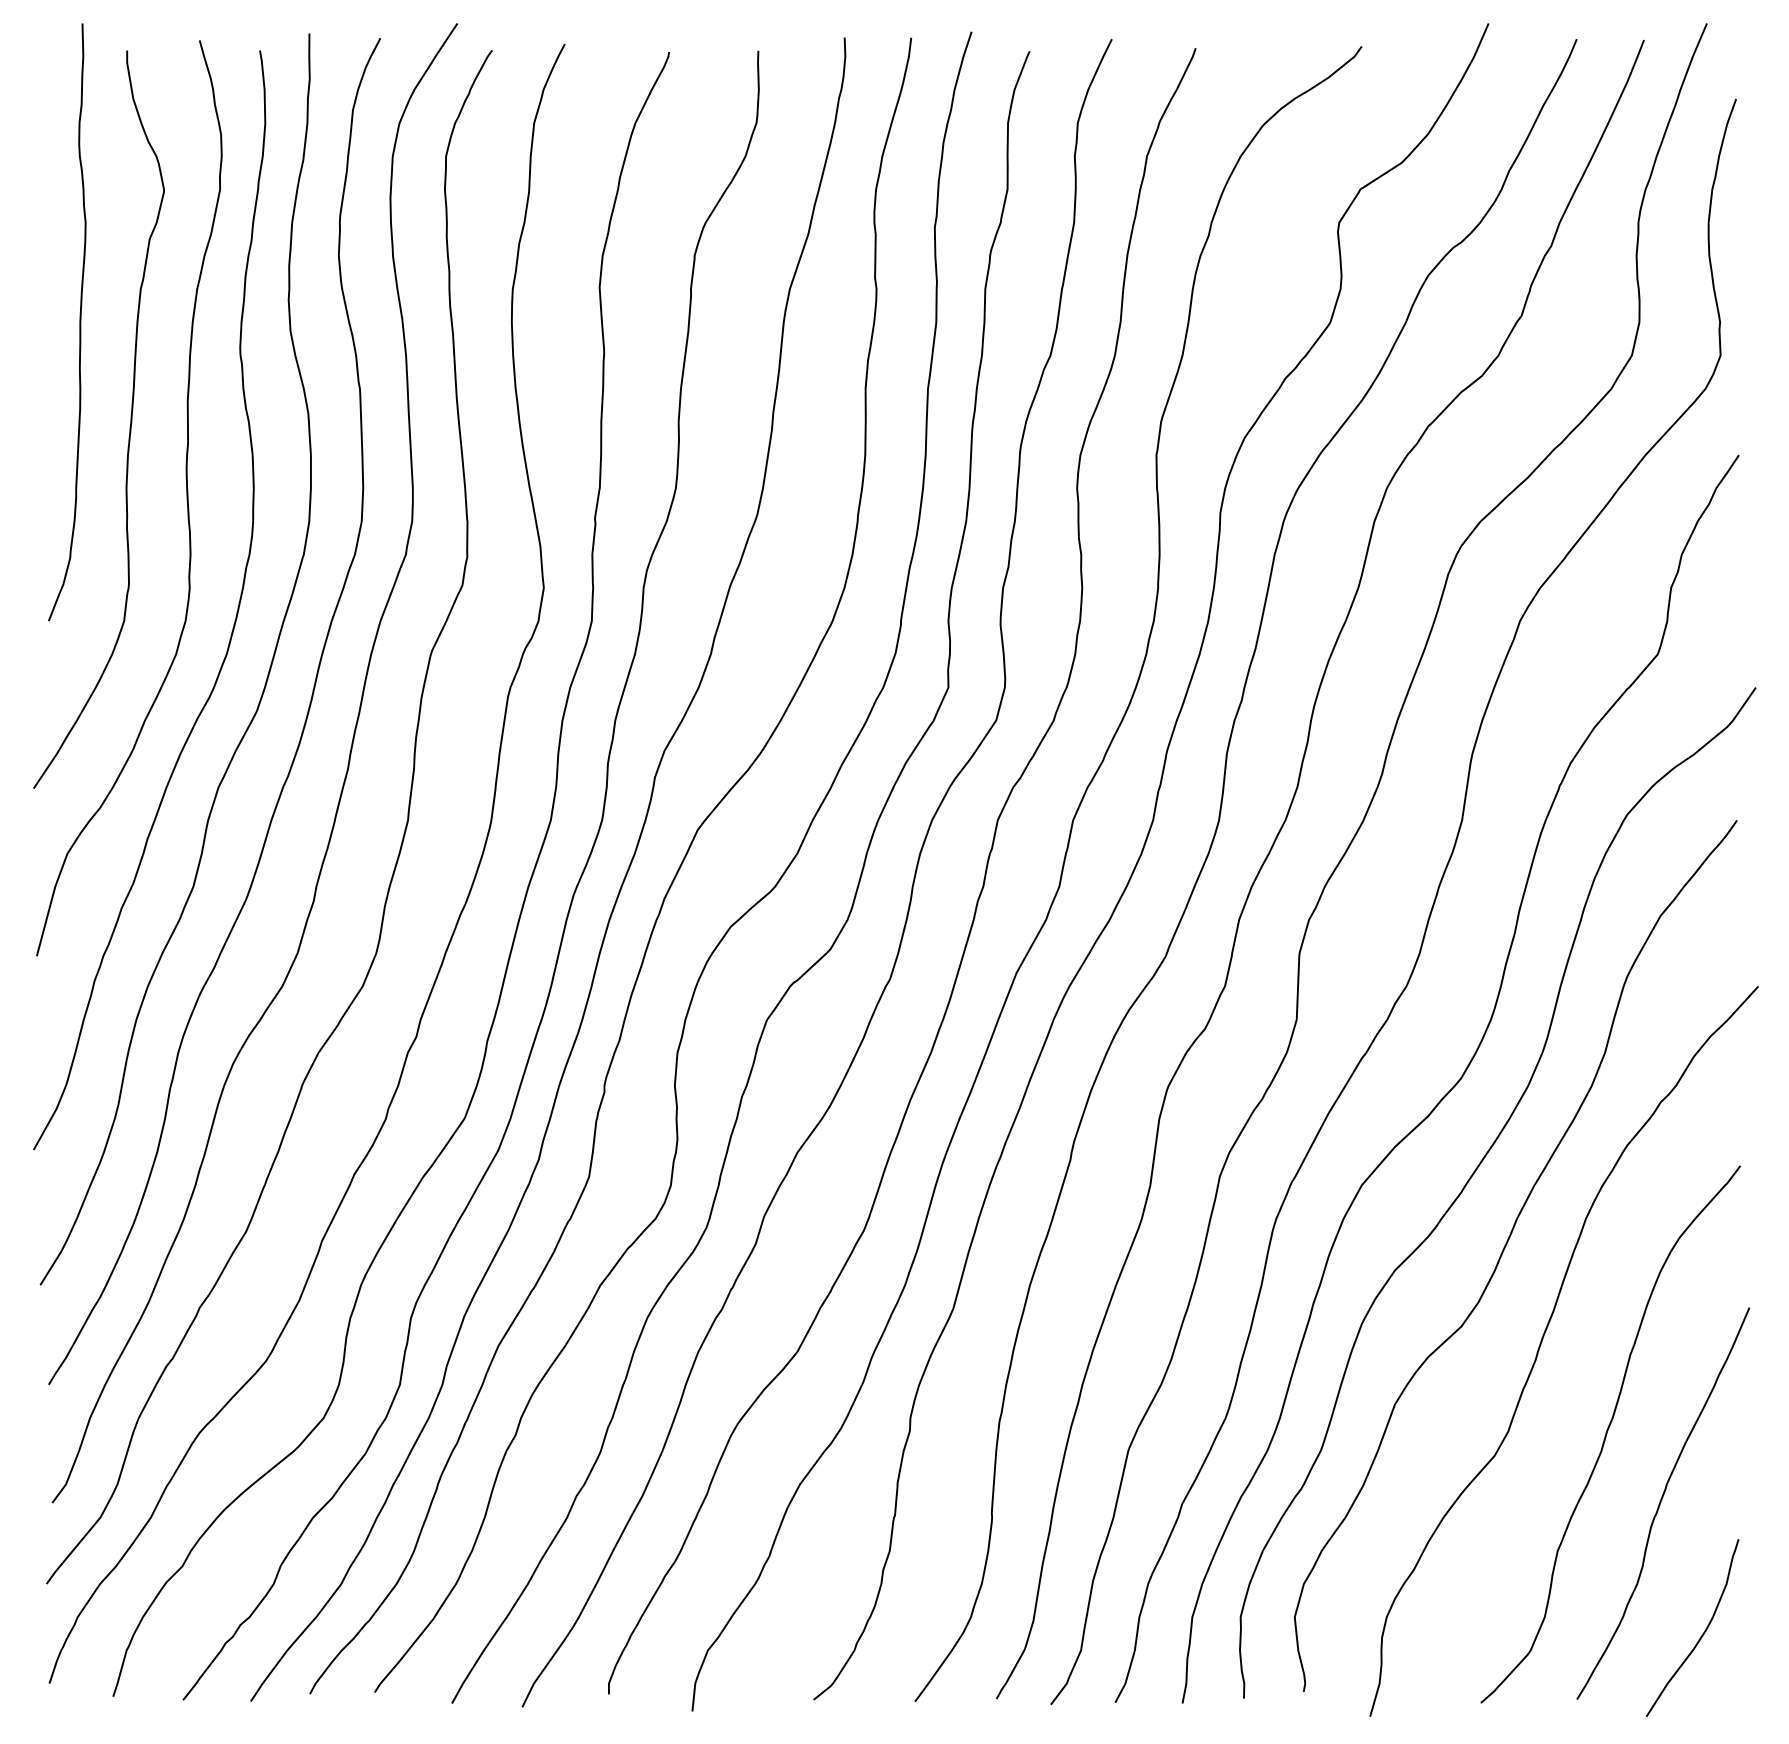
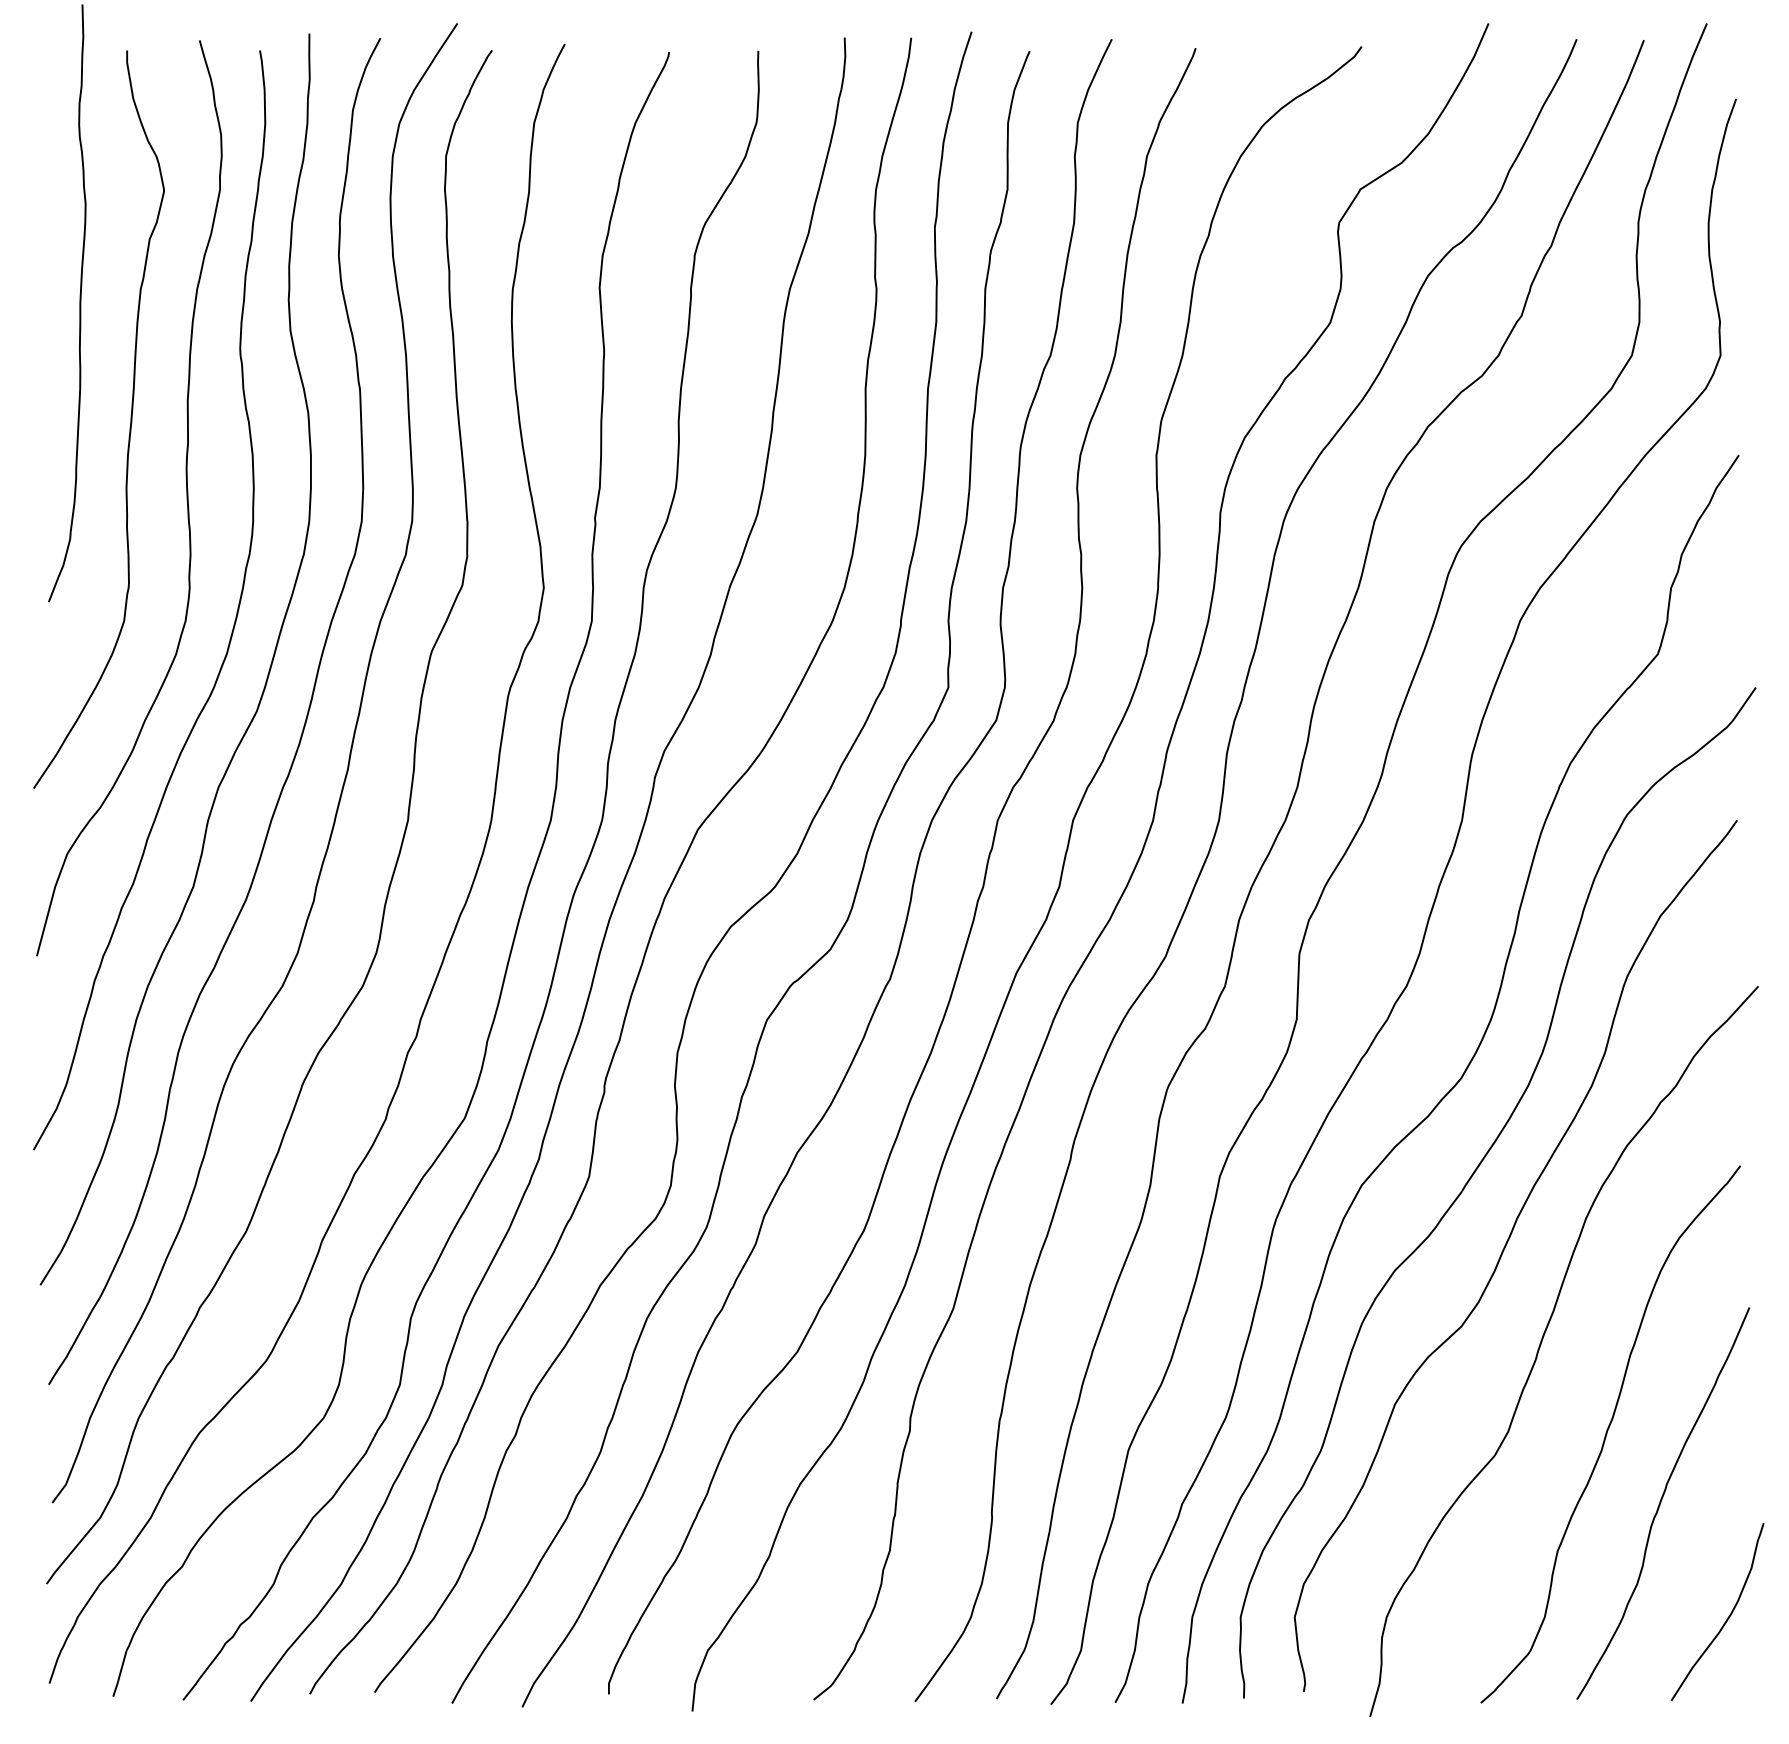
curve position: (79, 322) -> (79, 303) (79, 303)
curve position: (1702, 1633) -> (1727, 1617) (1727, 1617)
